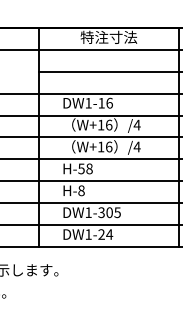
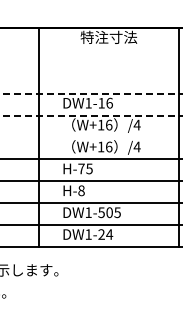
line: present -> none (90, 49)
line: present -> none (108, 71)
line: solid -> dashed (91, 93)
line: solid -> dashed (91, 115)
line: present -> none (90, 137)
text: H-58 -> H-75 (85, 168)
text: DW1-305 -> DW1-505 (101, 212)
